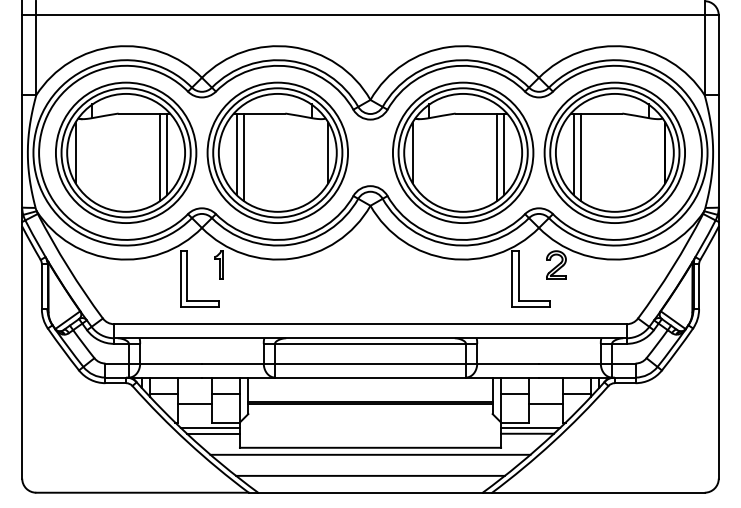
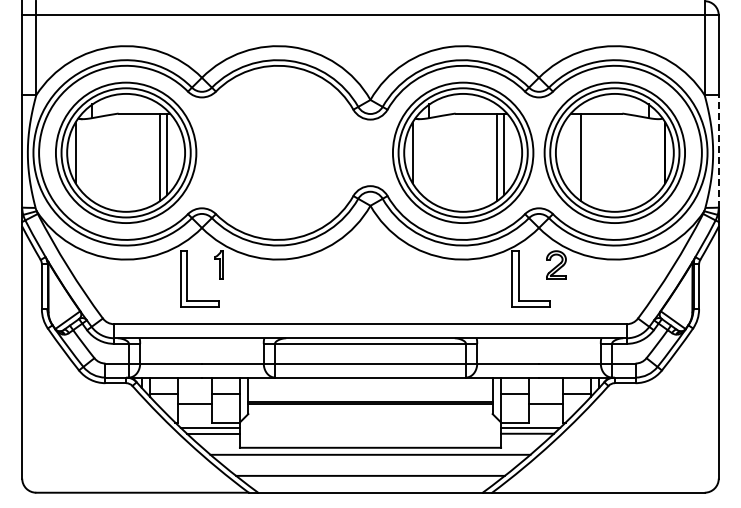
line: solid -> dashed (718, 150)
part: present -> none (277, 152)
line: present -> none (573, 153)
